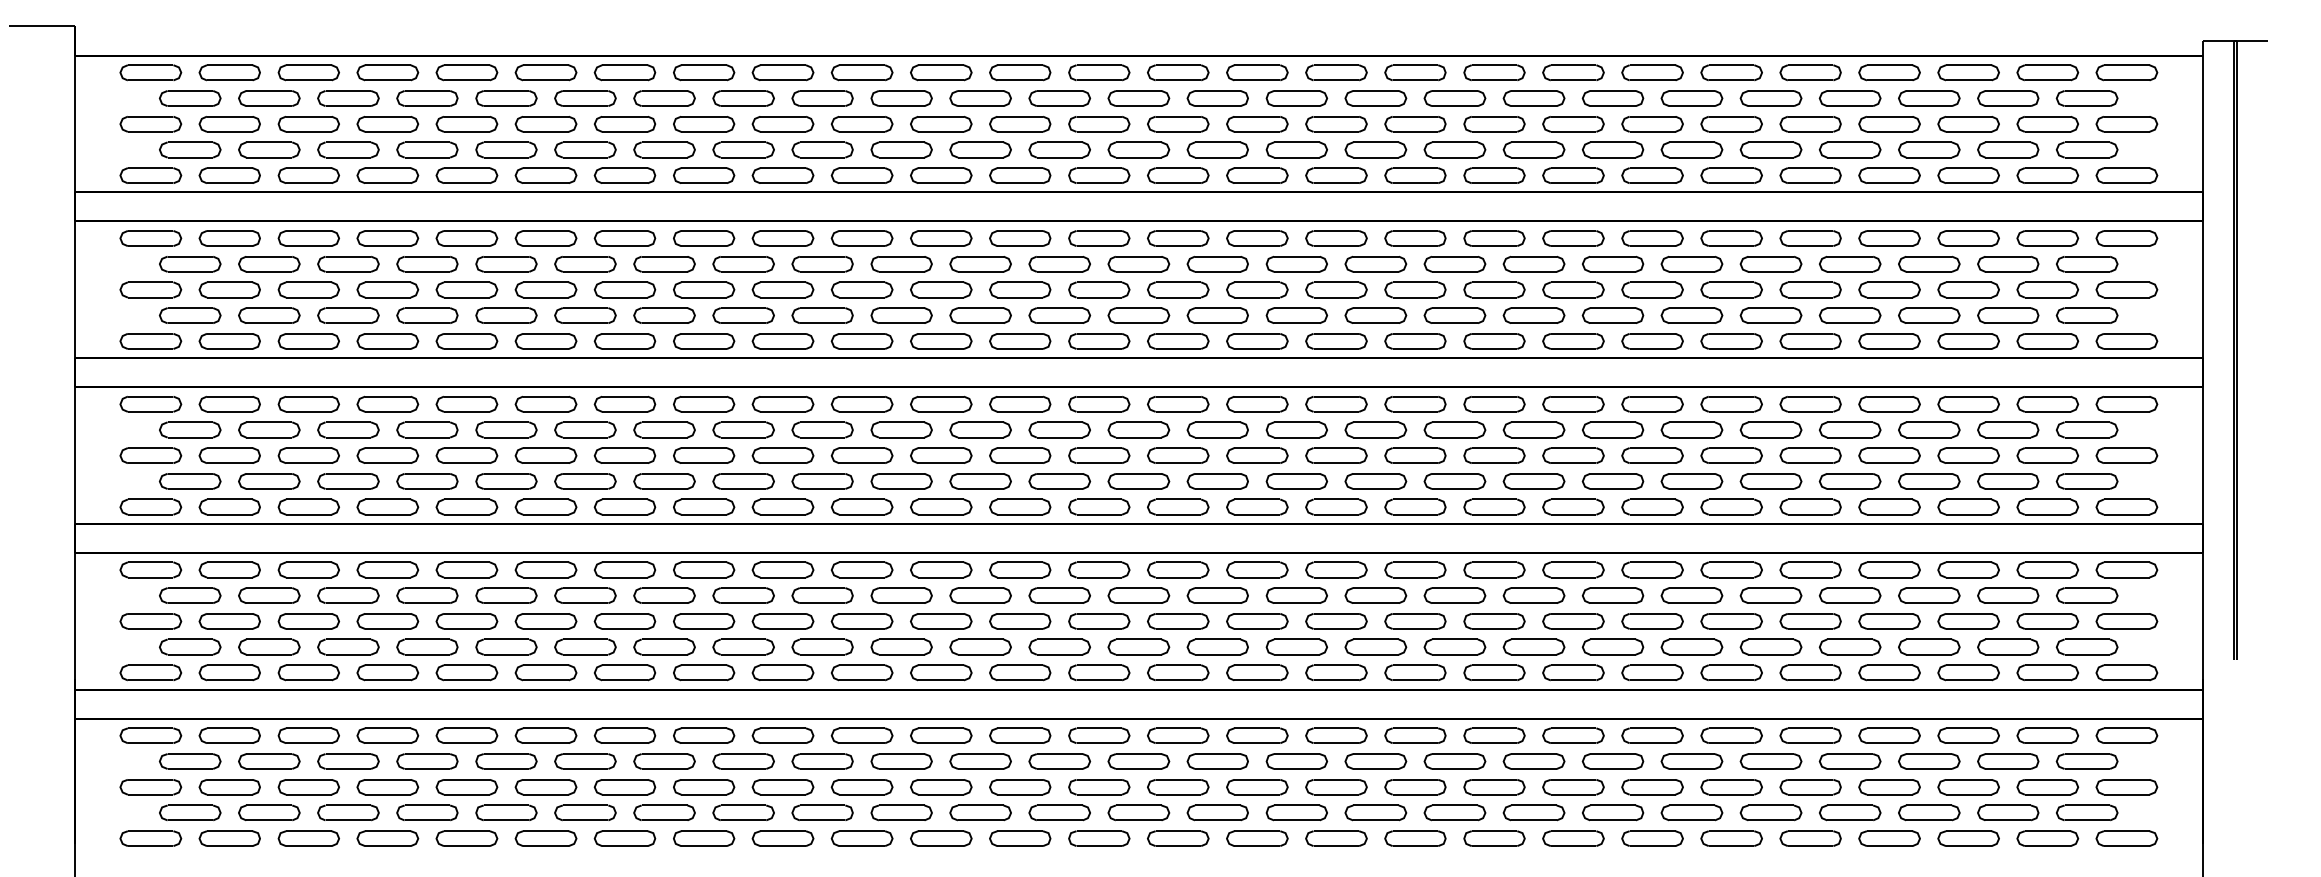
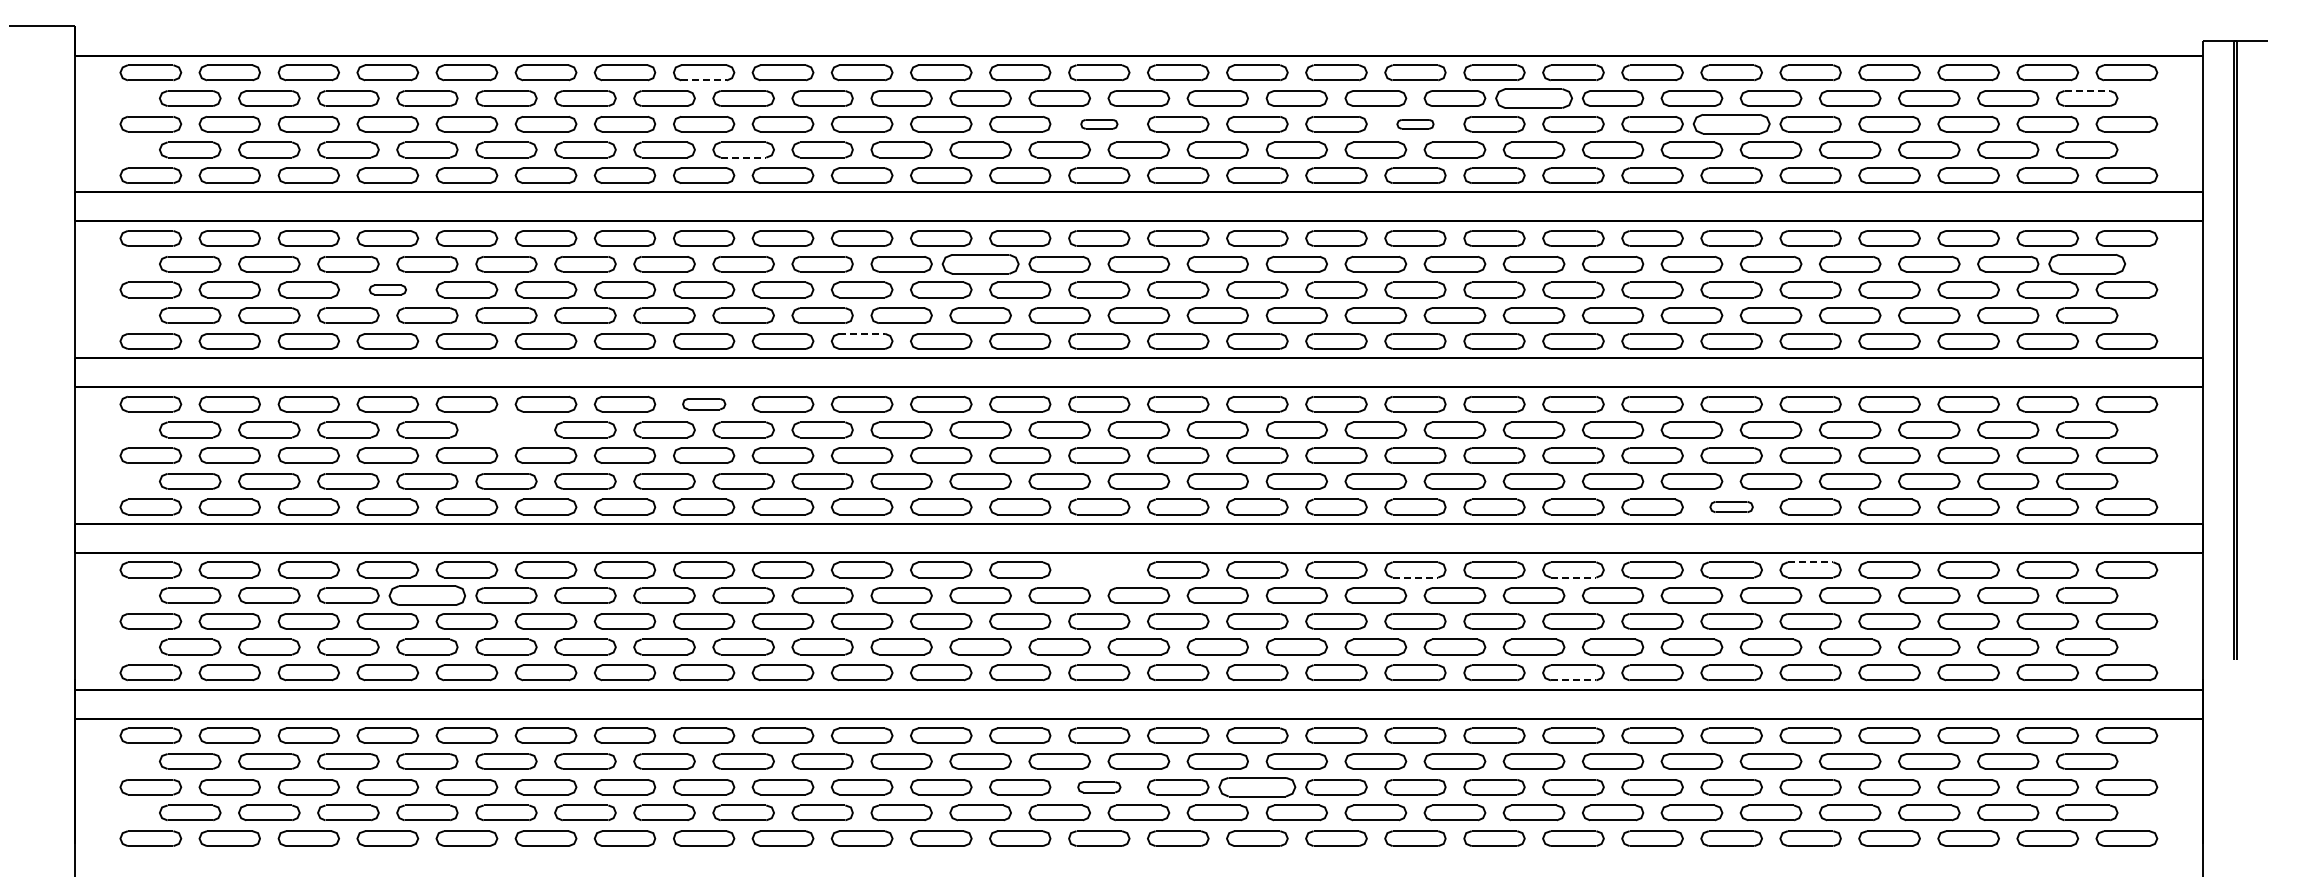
line: solid -> dashed (704, 80)
line: solid -> dashed (2087, 90)
part size: 64x17 px -> 78x21 px (1533, 98)
part size: 63x17 px -> 39x11 px (1099, 124)
part size: 63x17 px -> 39x11 px (1415, 124)
part size: 63x17 px -> 79x21 px (1731, 124)
line: solid -> dashed (743, 157)
part size: 63x18 px -> 79x21 px (980, 264)
part size: 64x17 px -> 79x21 px (2087, 264)
part size: 64x18 px -> 39x12 px (387, 289)
line: solid -> dashed (862, 333)
part size: 63x18 px -> 45x13 px (704, 404)
part: present -> none (506, 429)
part size: 63x18 px -> 45x12 px (1731, 506)
line: solid -> dashed (1810, 562)
part: present -> none (1099, 569)
line: solid -> dashed (1415, 577)
line: solid -> dashed (1573, 577)
part size: 63x17 px -> 78x21 px (426, 595)
line: solid -> dashed (1573, 680)
part size: 63x17 px -> 45x13 px (1099, 787)
part size: 63x17 px -> 79x21 px (1257, 787)
